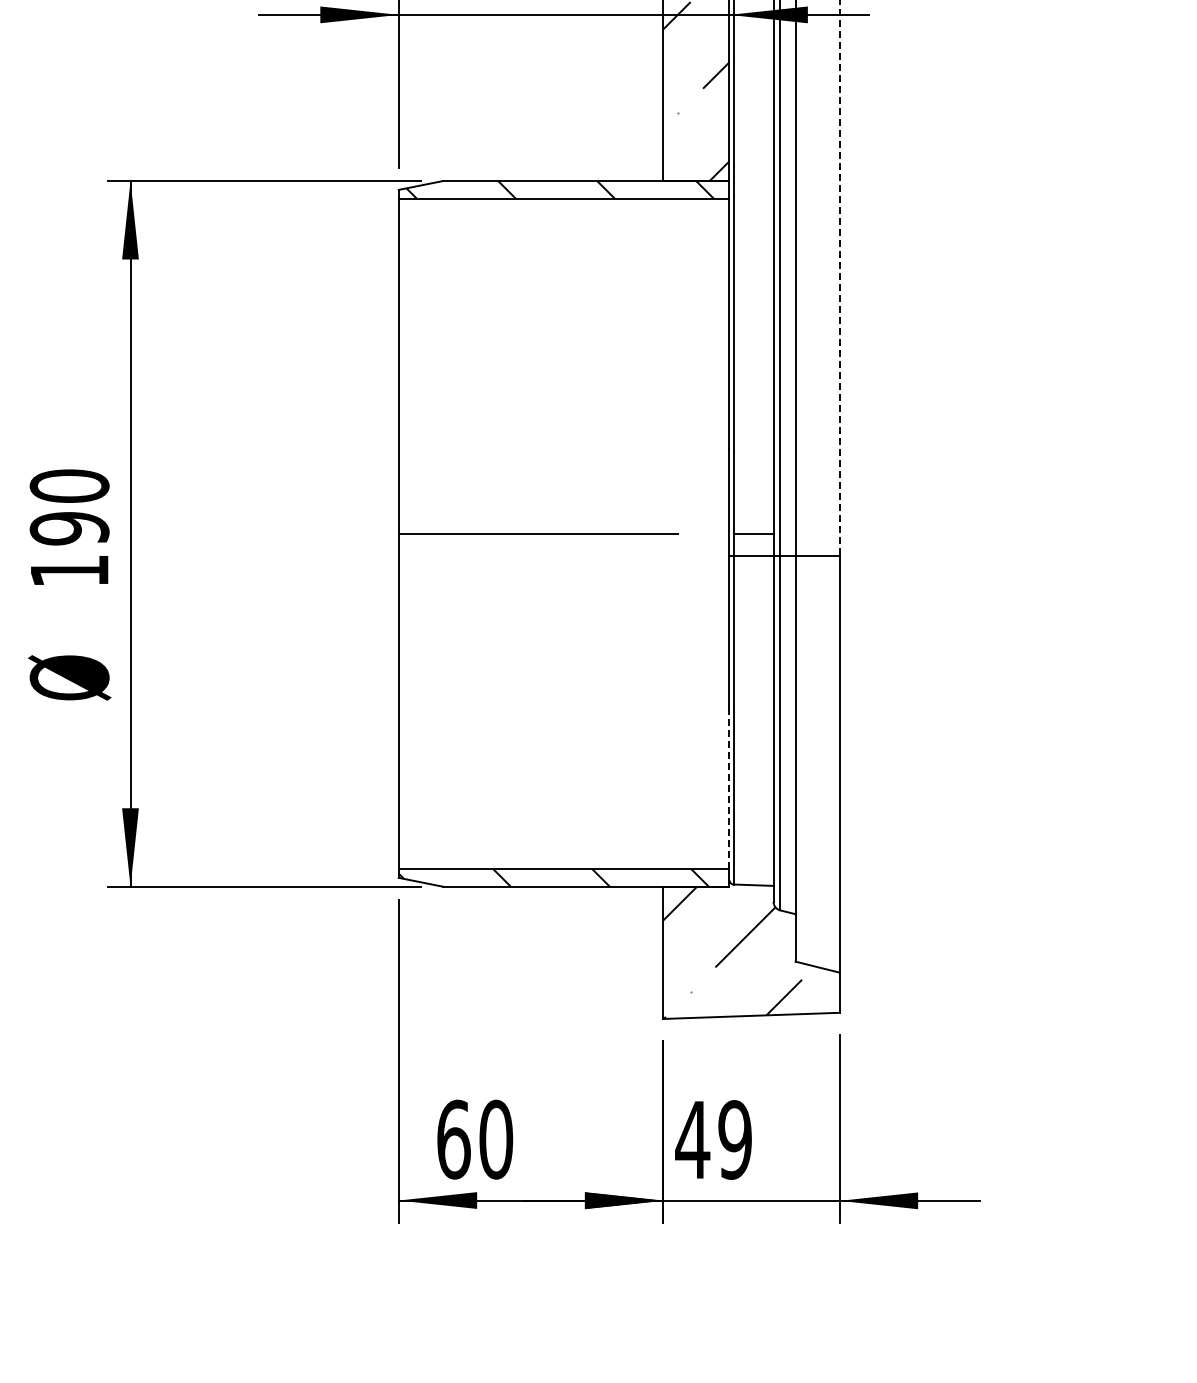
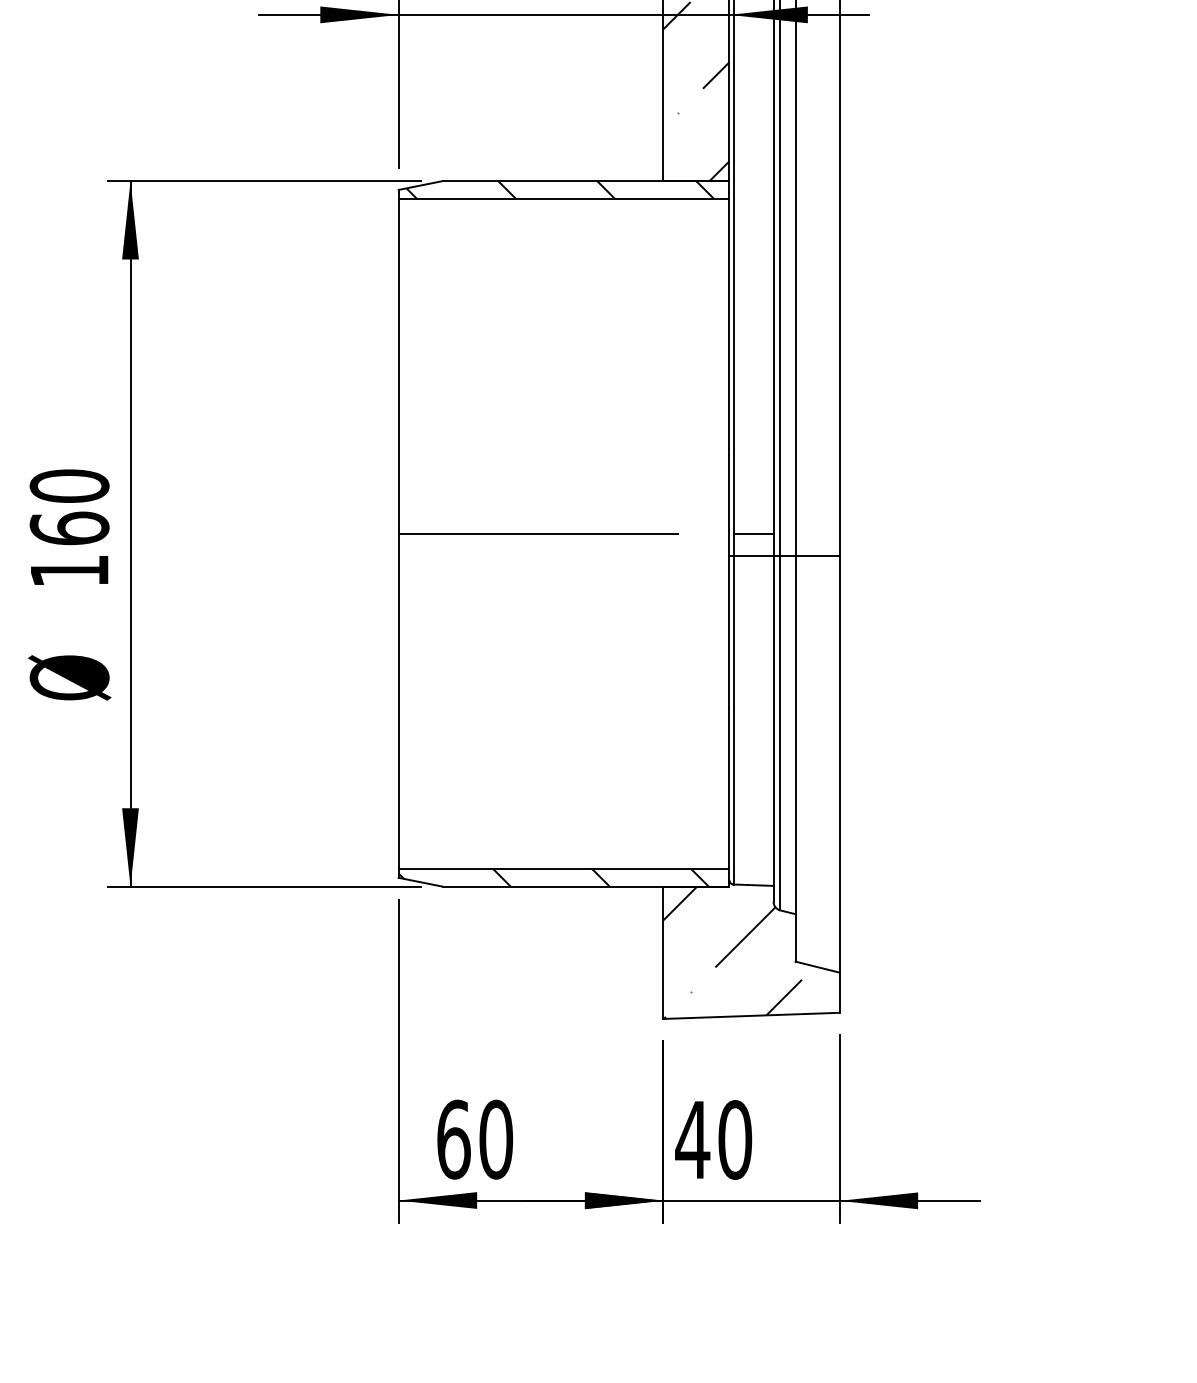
line: dashed -> solid (839, 278)
text: 190 -> 160 (69, 528)
line: dashed -> solid (729, 789)
text: 49 -> 40 (735, 1139)
